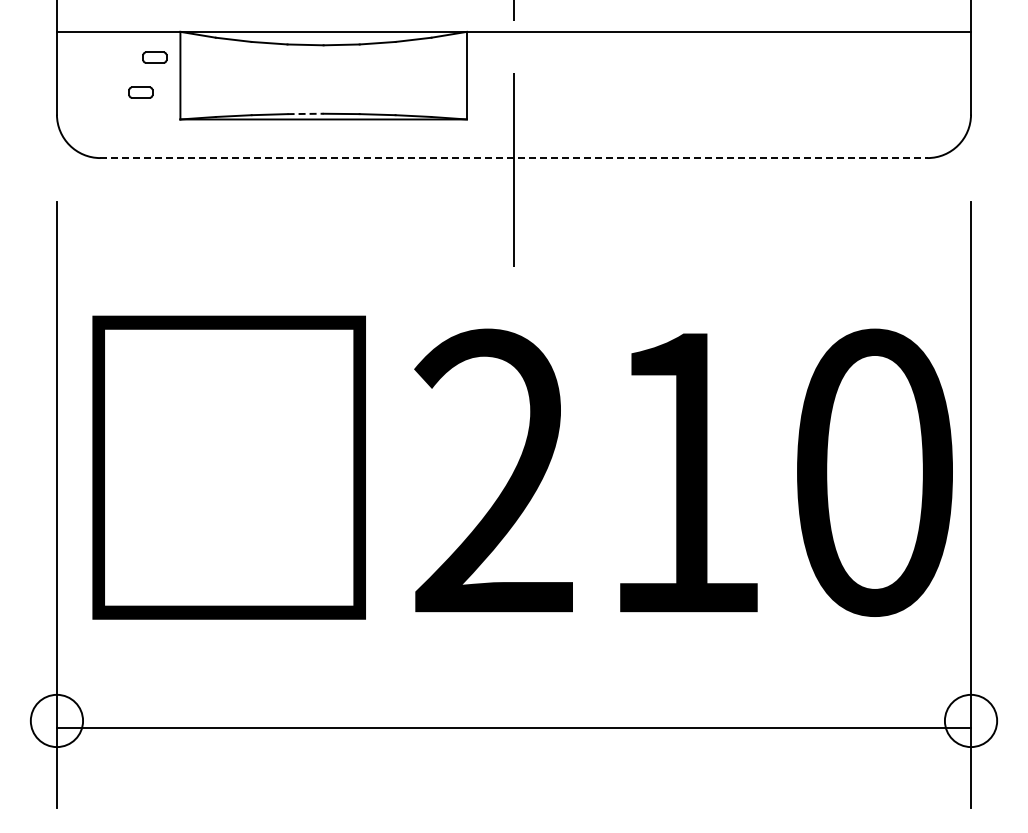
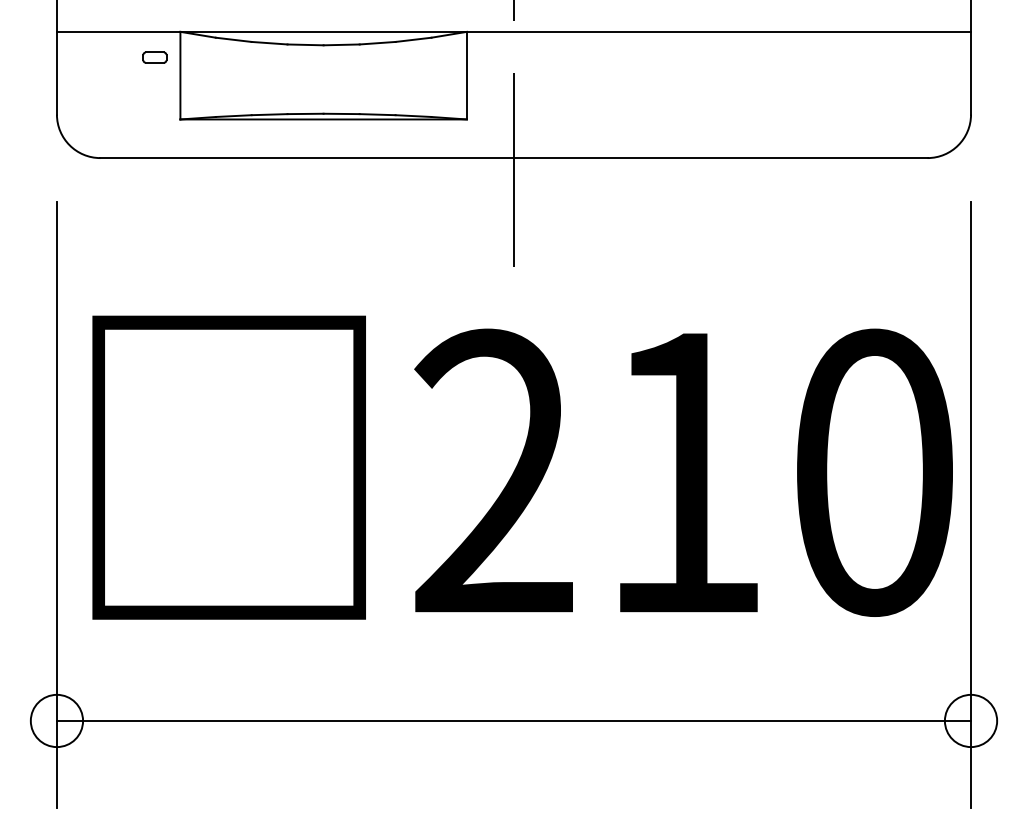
part: present -> none (140, 92)
line: dashed -> solid (306, 113)
line: dashed -> solid (514, 158)
line position: (513, 727) -> (513, 720) (513, 720)
